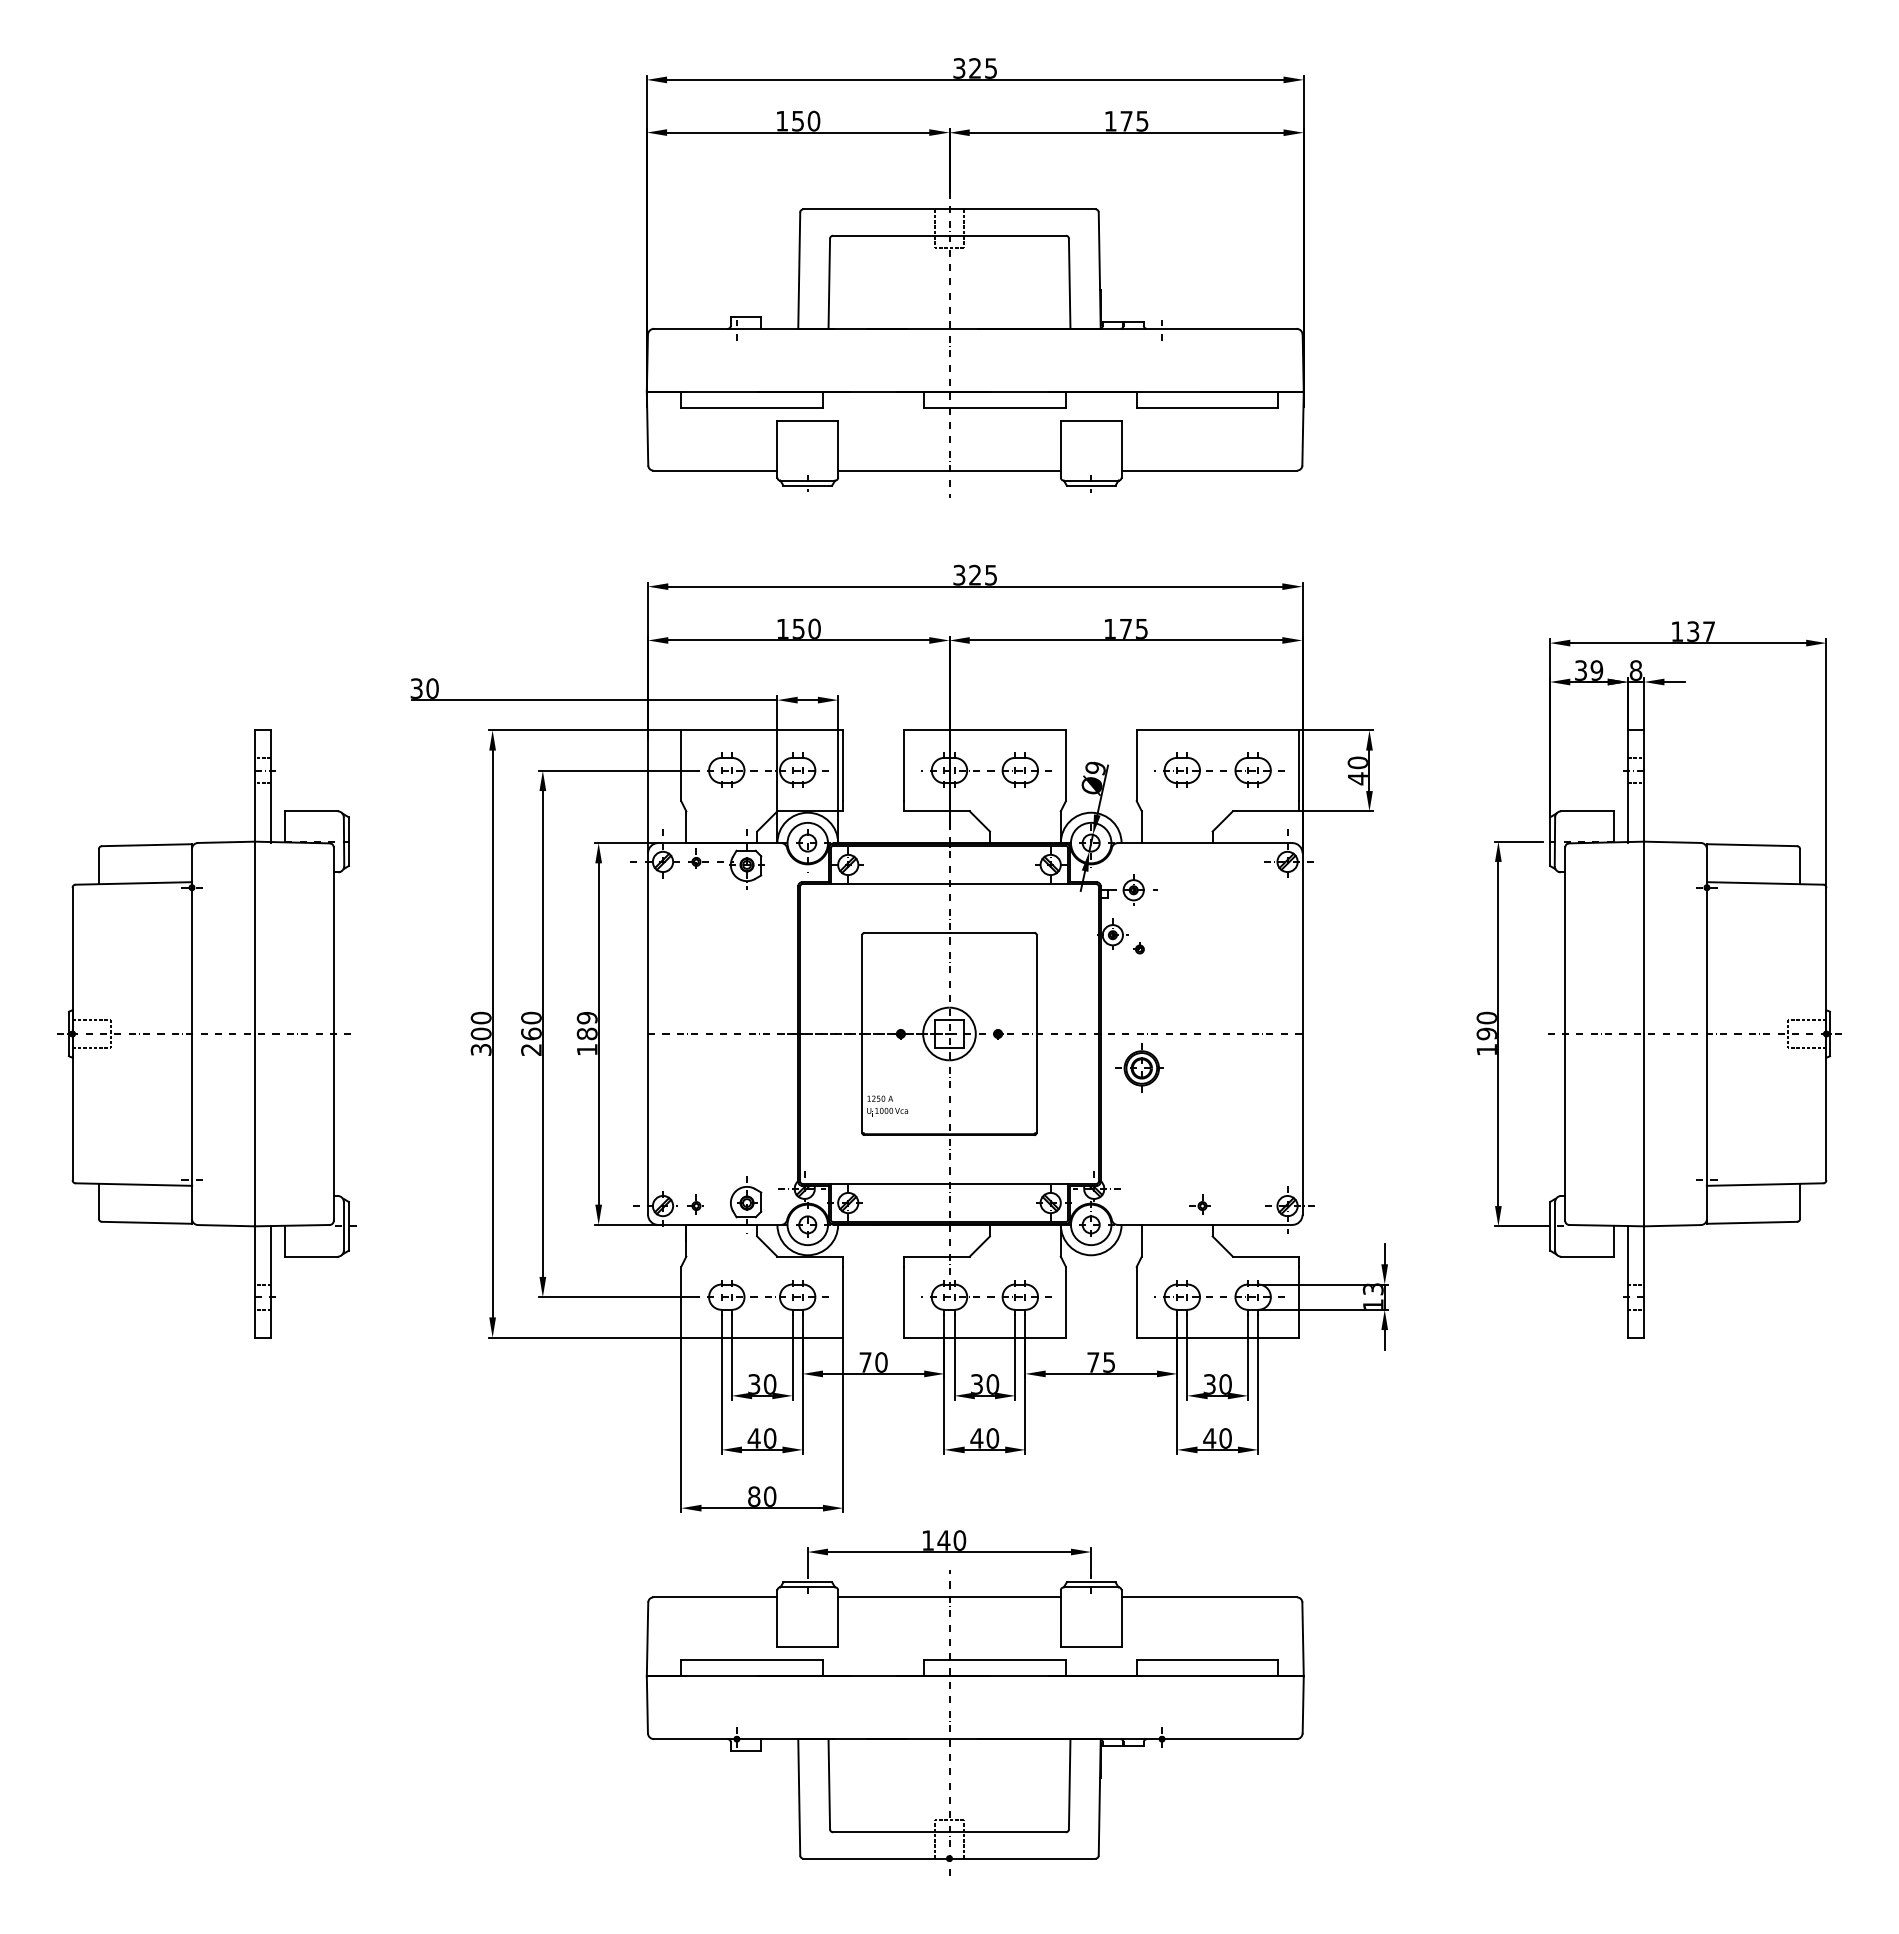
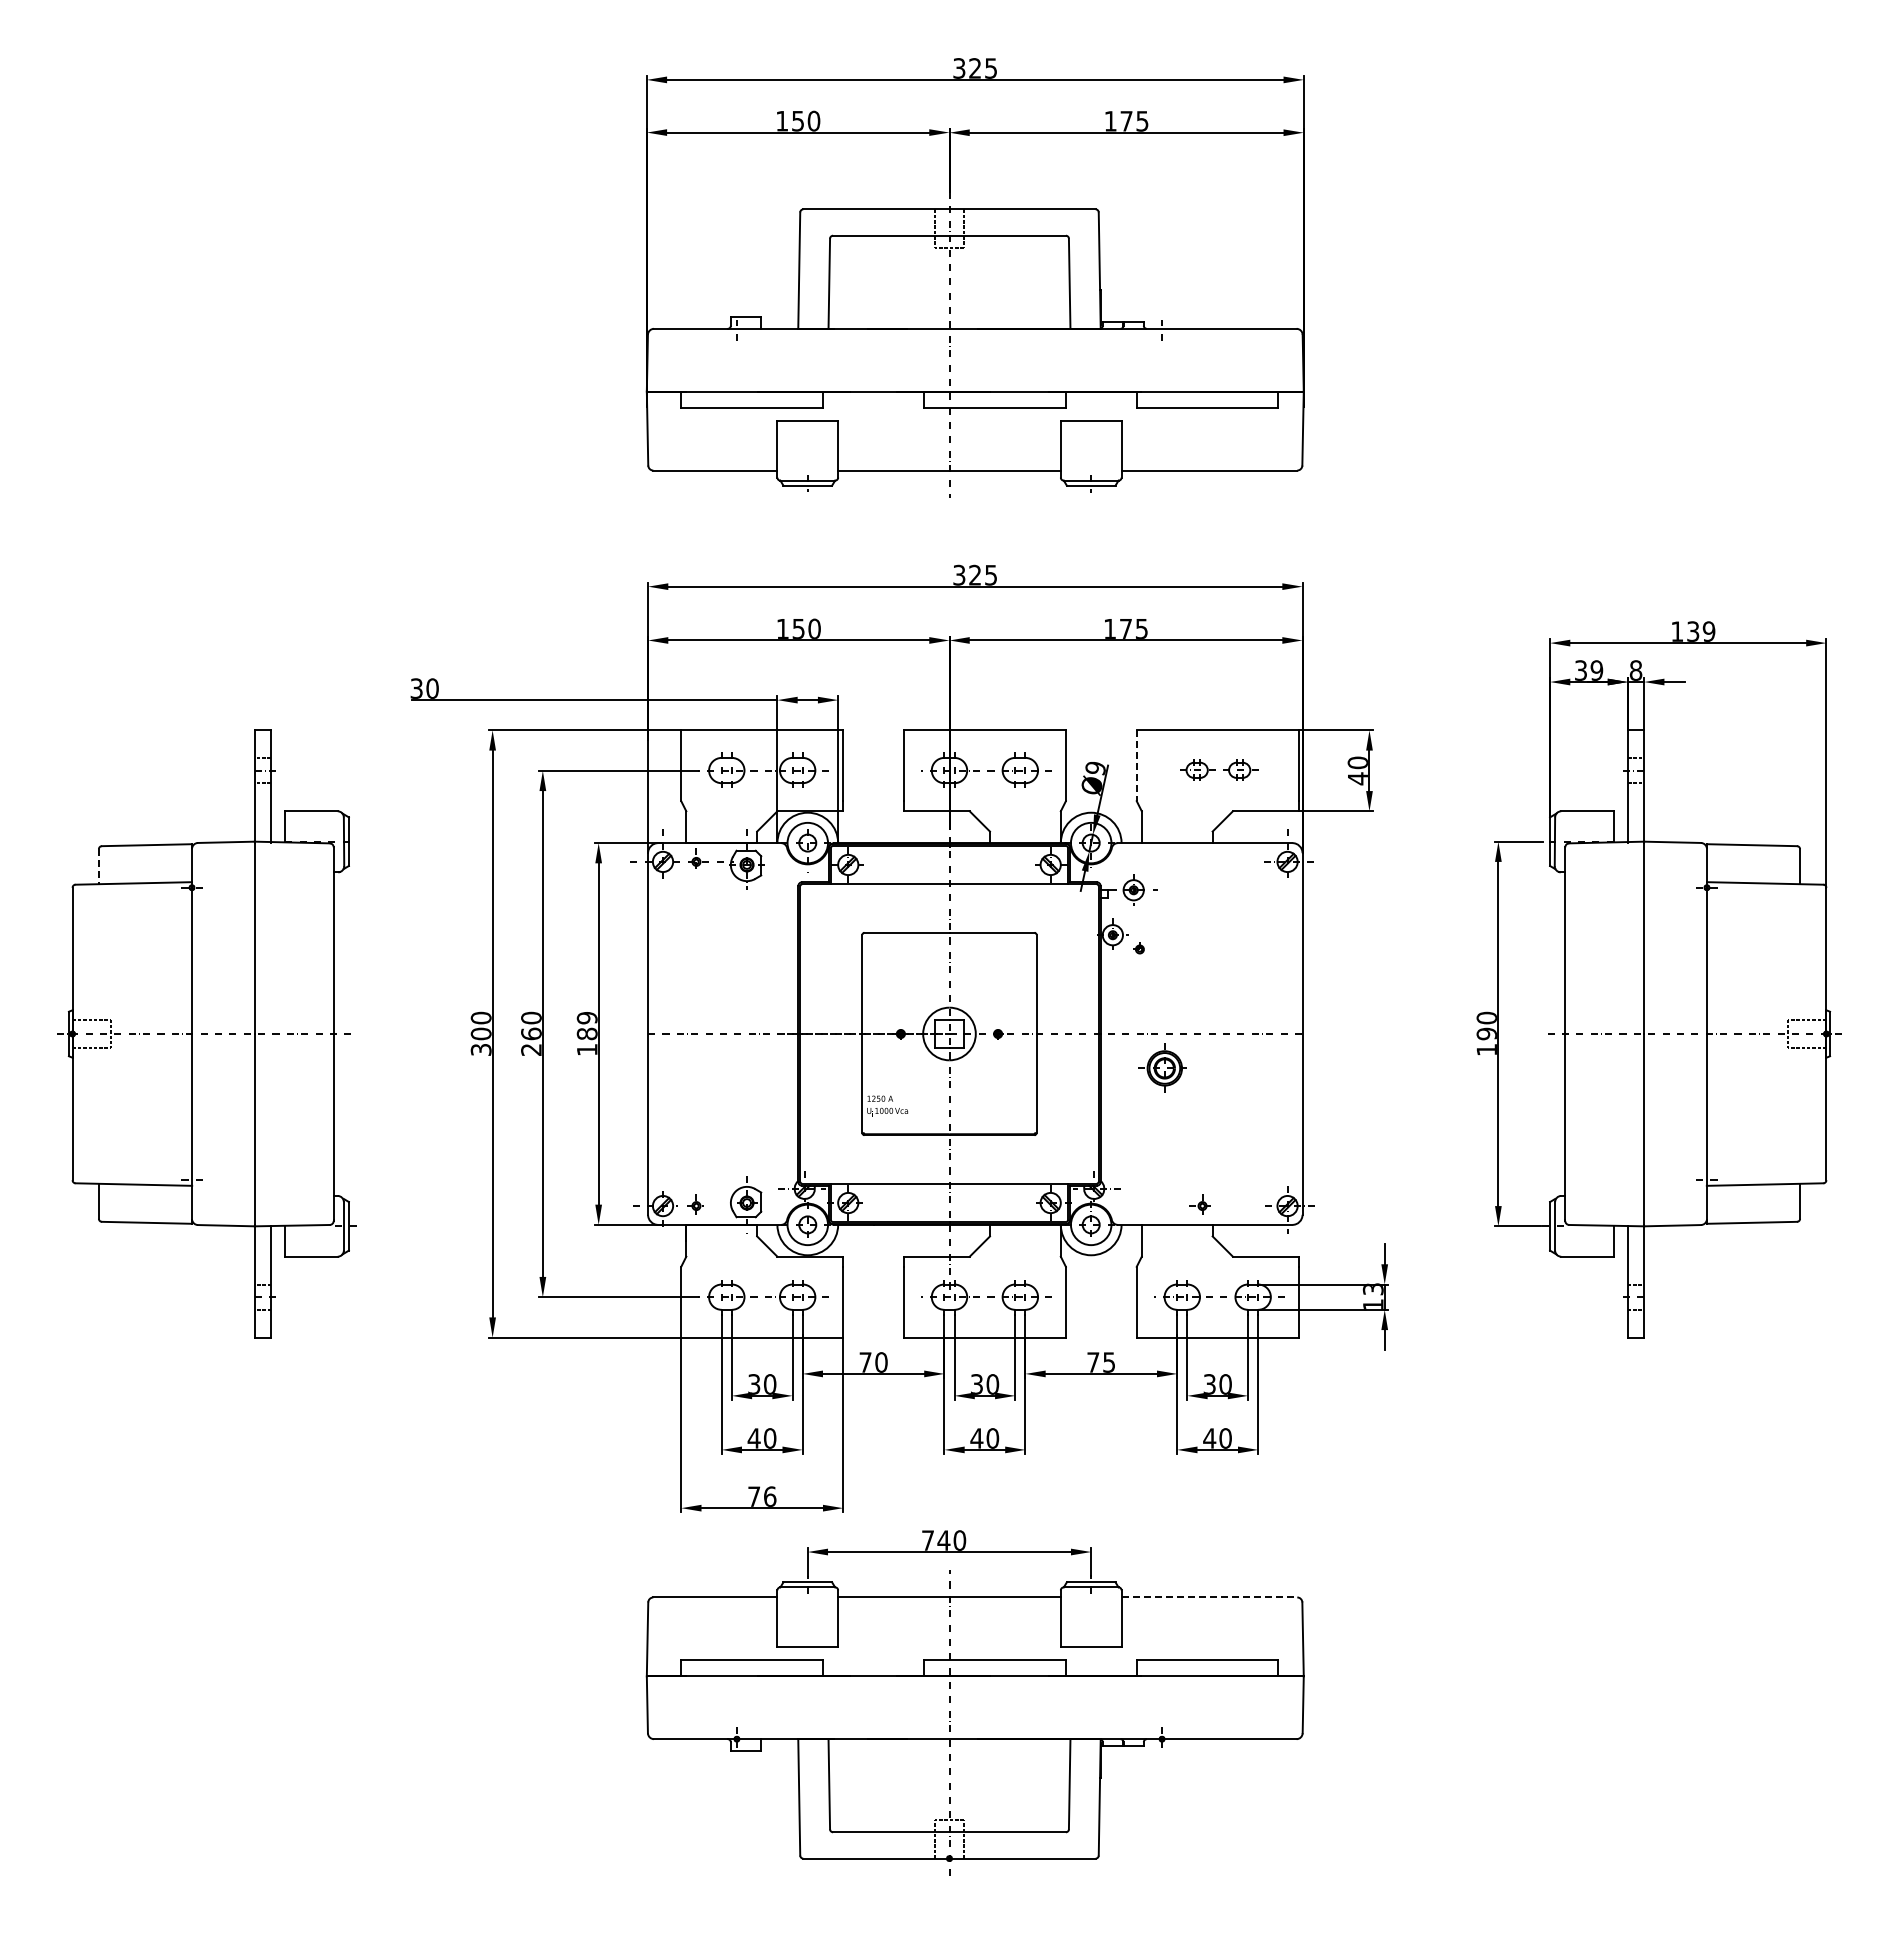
text: 137 -> 139 (1708, 631)
line: solid -> dashed (1136, 766)
part size: 131x36 px -> 79x22 px (1219, 769)
line: solid -> dashed (98, 867)
part position: (1139, 1067) -> (1162, 1067) (1162, 1067)
text: 80 -> 76 (762, 1496)
text: 140 -> 740 (927, 1540)
line: solid -> dashed (1209, 1597)
